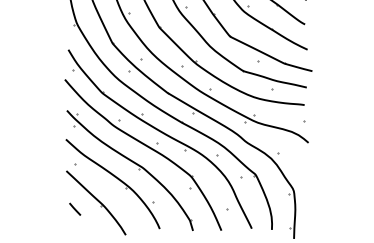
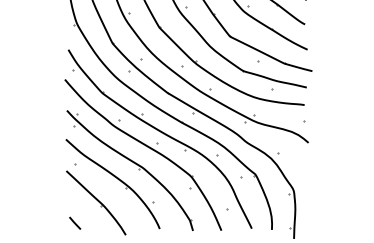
line position: (75, 208) -> (75, 222) (75, 222)
